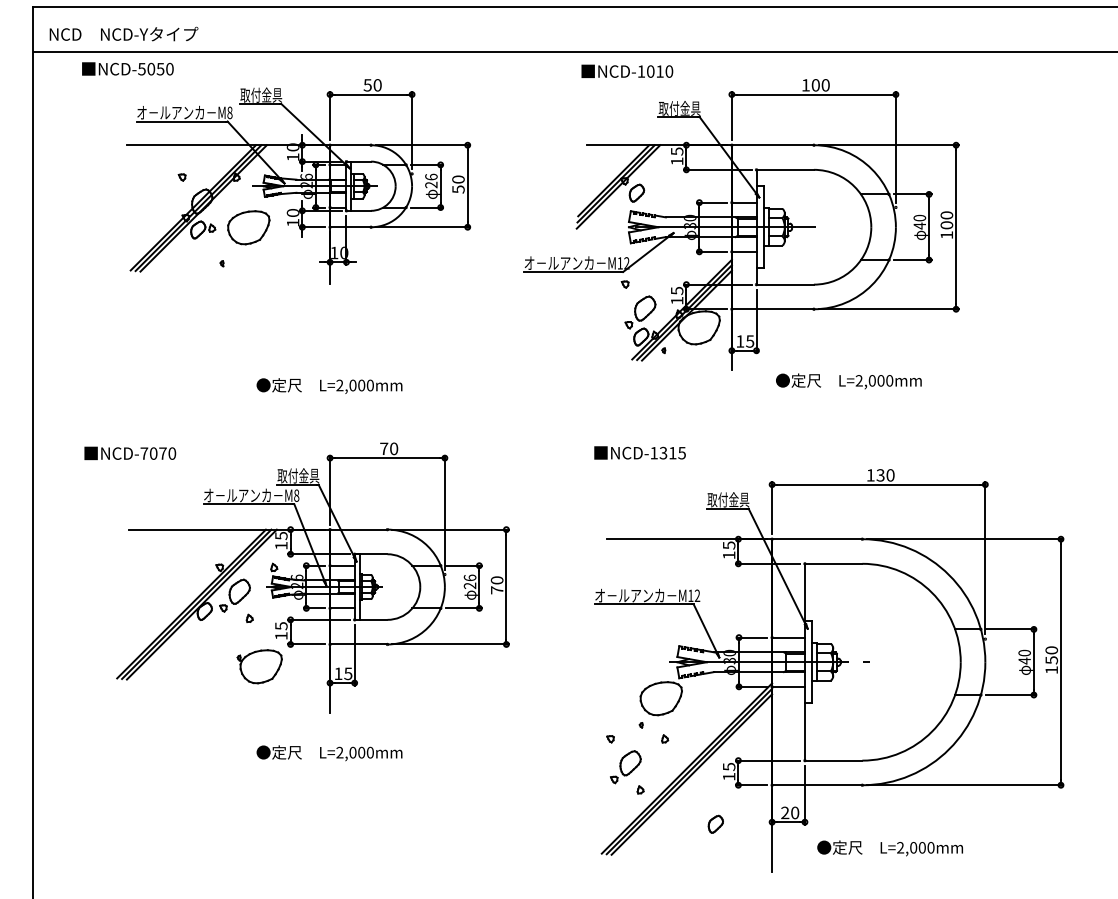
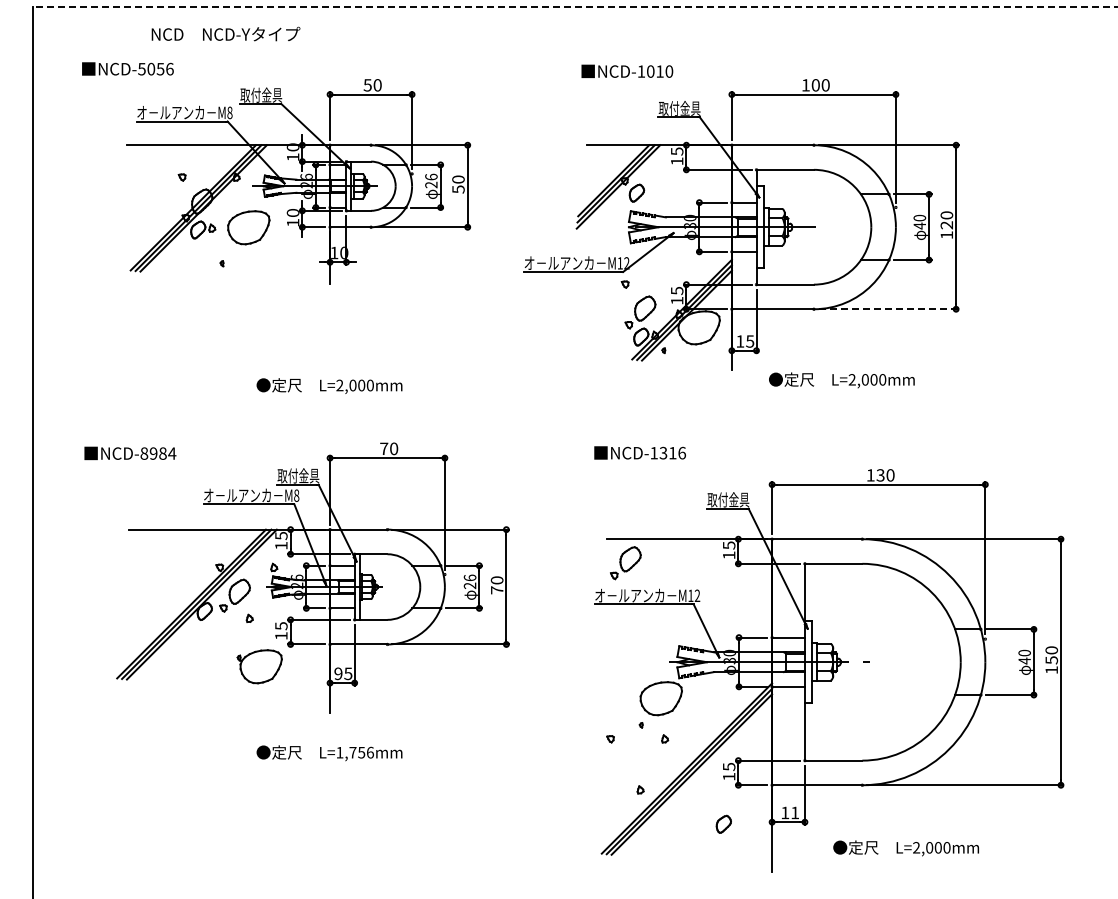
line: solid -> dashed (574, 6)
text position: (123, 33) -> (225, 33) (225, 33)
line: present -> none (573, 52)
text: NCD-5050 -> NCD-5056 (169, 69)
text: 100 -> 120 (946, 225)
line: solid -> dashed (888, 309)
text position: (848, 381) -> (841, 380) (841, 380)
text: NCD-1315 -> NCD-1316 (682, 452)
text: NCD-7070 -> NCD-8984 (158, 453)
text: 15 -> 95 (338, 673)
text: L=2,000mm -> L=1,756mm (354, 752)
part position: (625, 767) -> (625, 563) (625, 563)
text: 20 -> 11 (790, 812)
part position: (715, 823) -> (723, 823) (723, 823)
text position: (889, 848) -> (905, 848) (905, 848)
